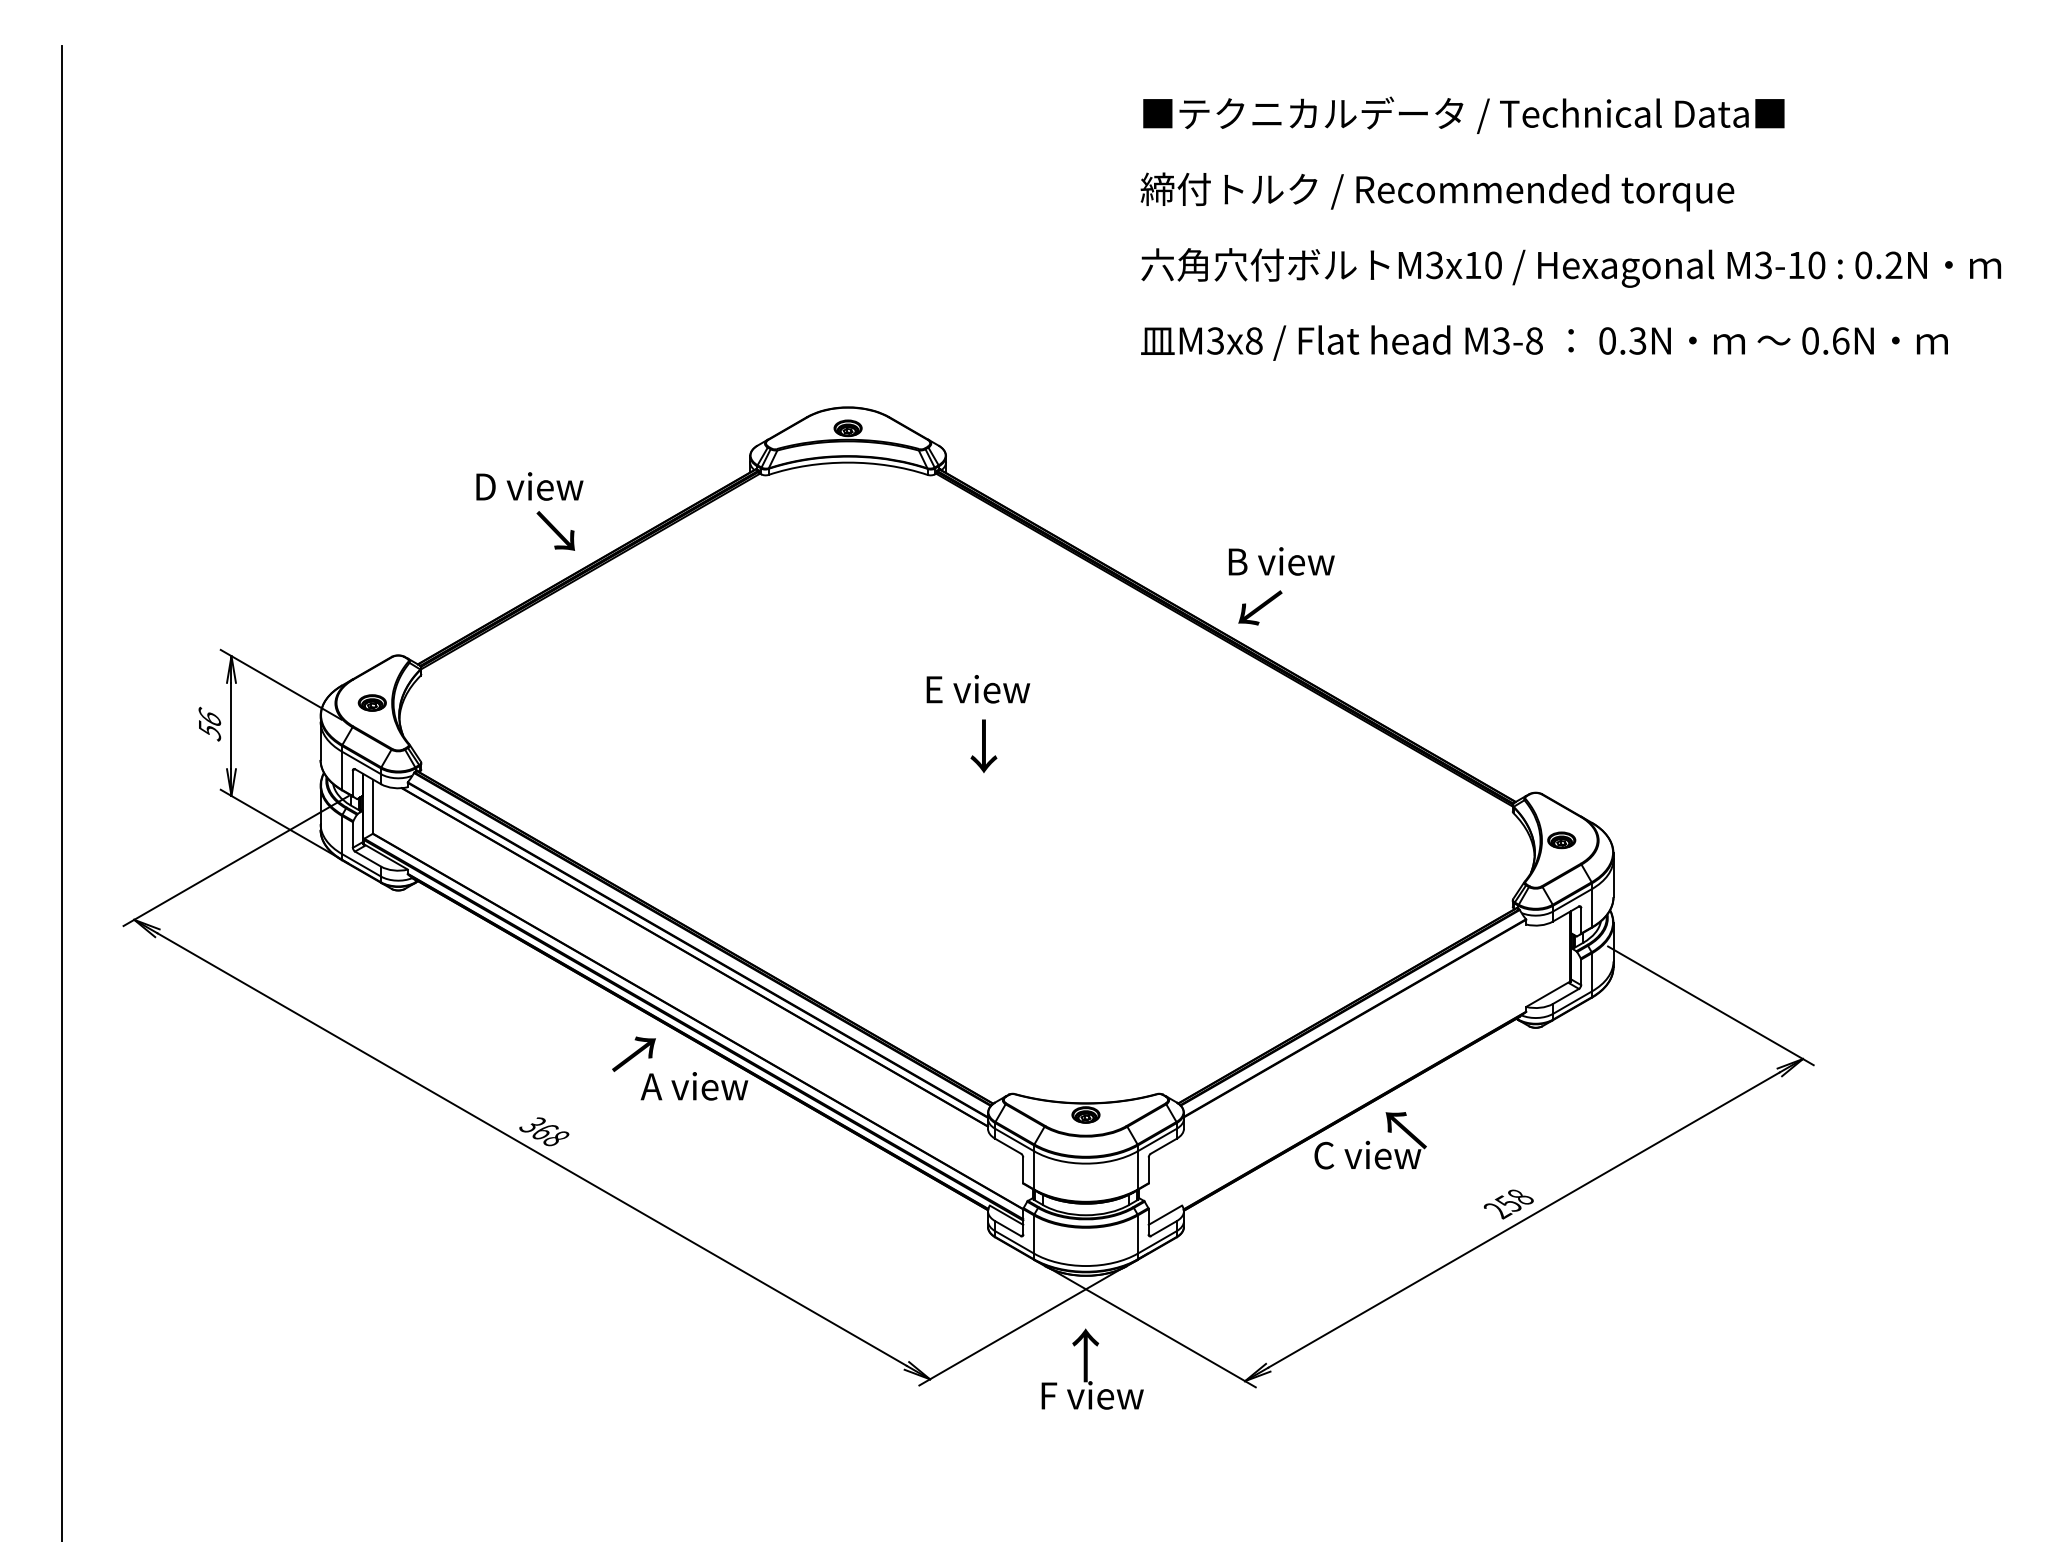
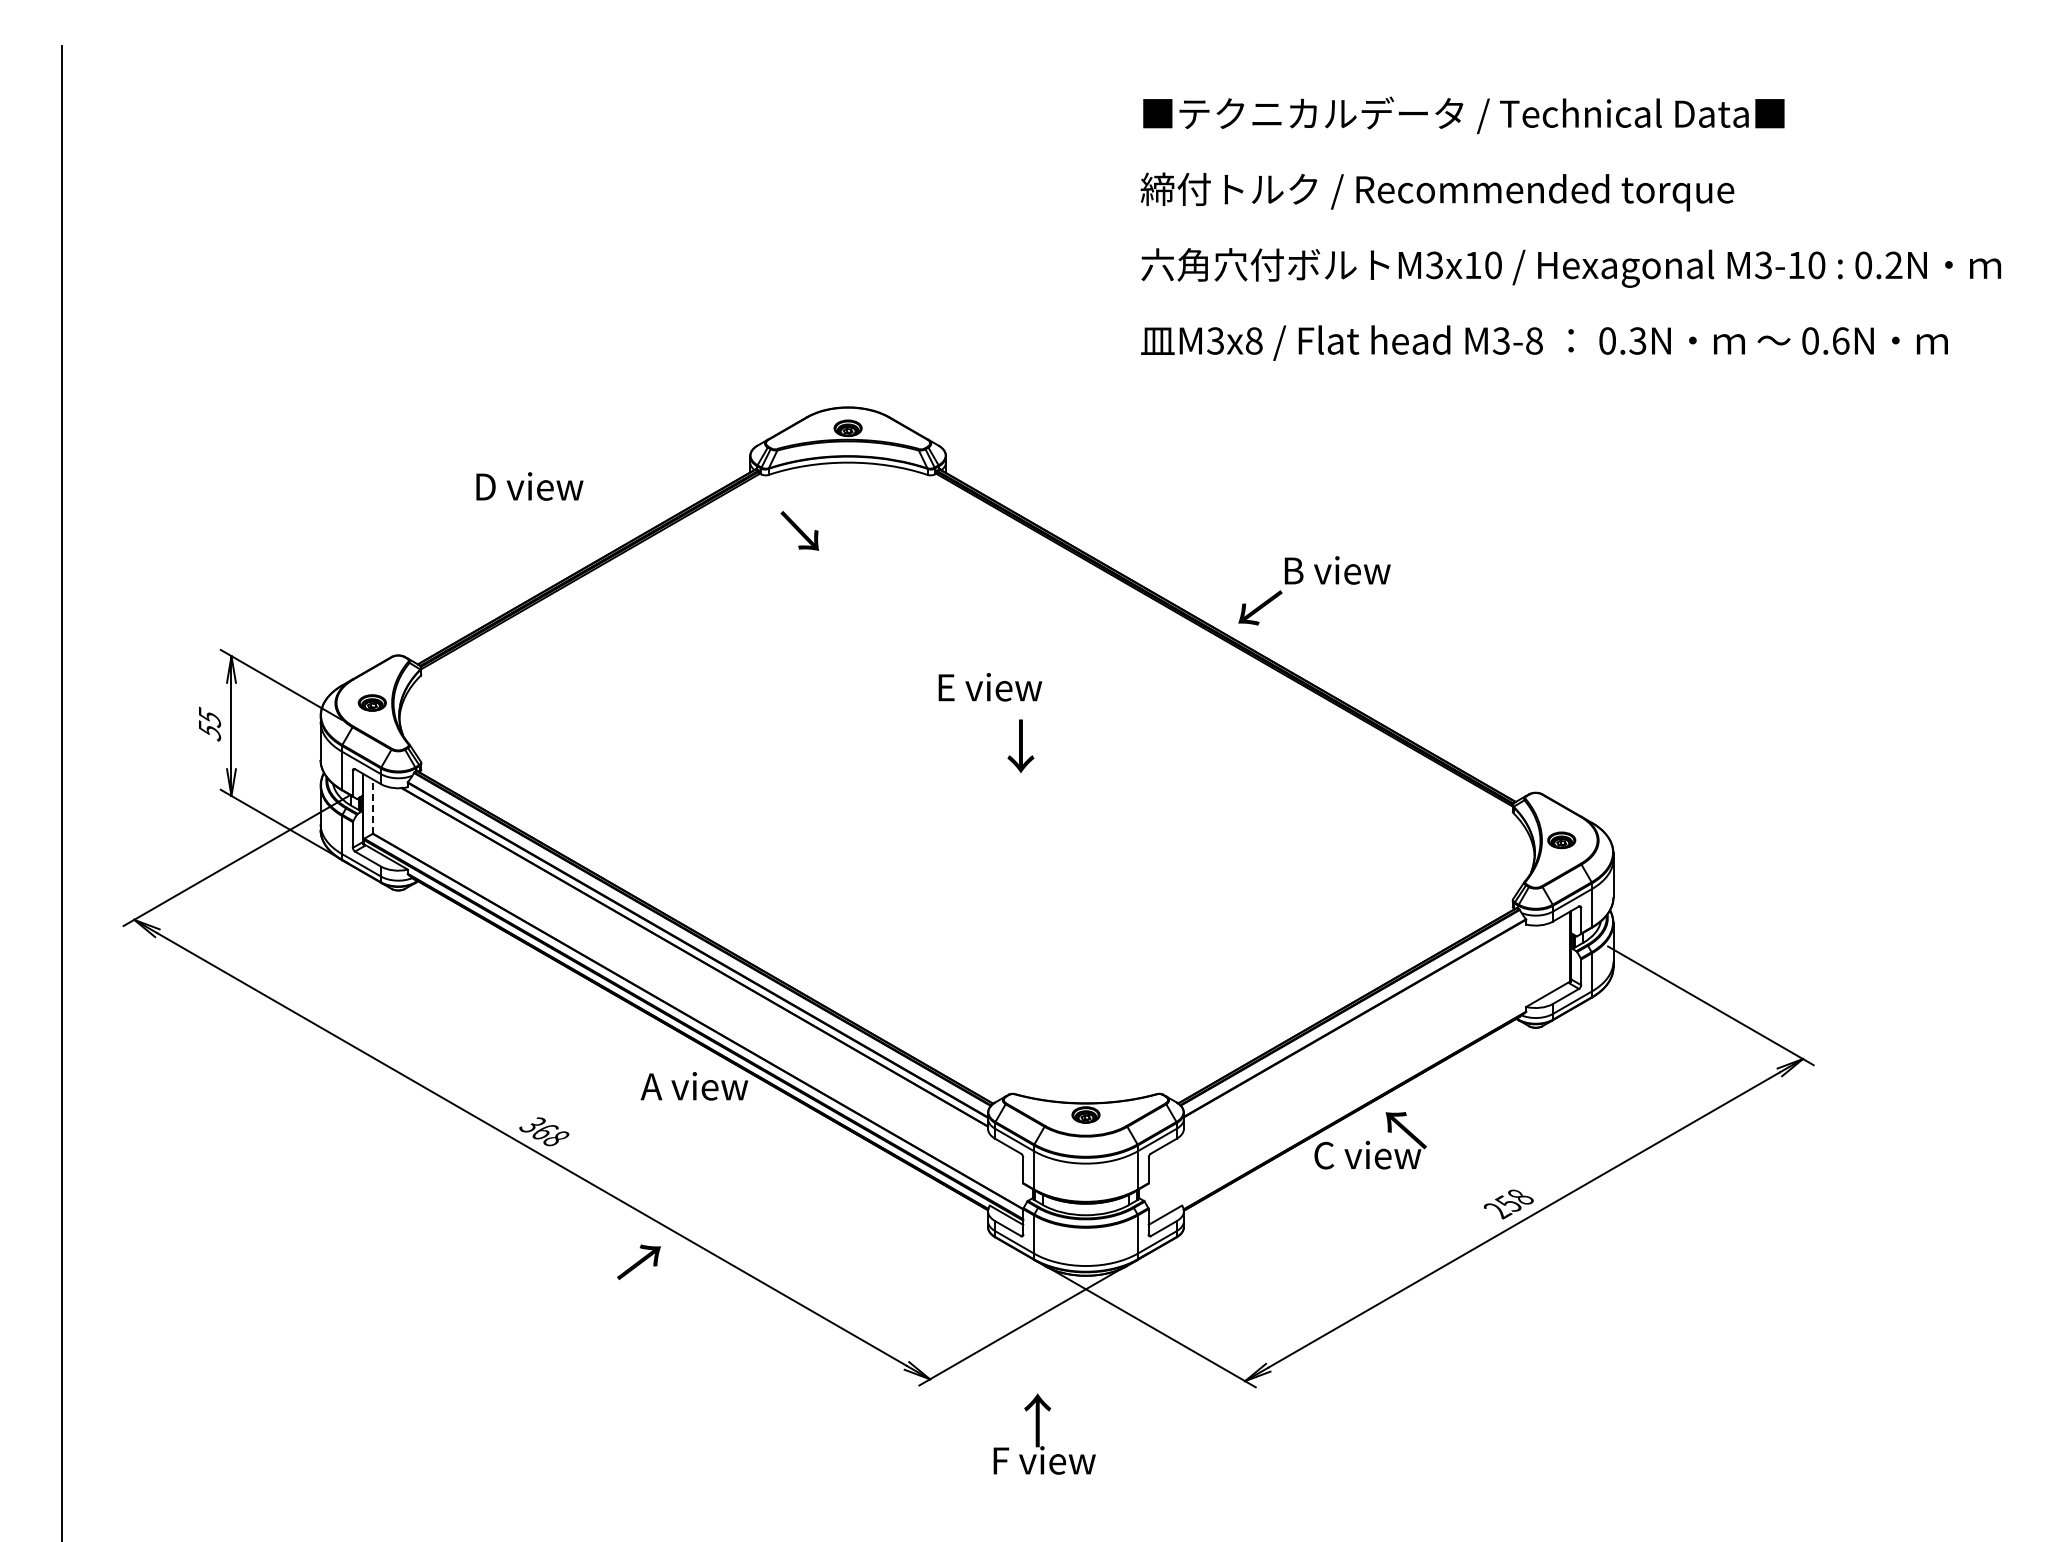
text position: (555, 530) -> (799, 530) (799, 530)
text position: (1281, 561) -> (1337, 570) (1337, 570)
text position: (978, 689) -> (990, 687) (990, 687)
text: 56 -> 55 (209, 717)
text position: (983, 745) -> (1020, 745) (1020, 745)
line: solid -> dashed (373, 806)
text position: (633, 1053) -> (638, 1261) (638, 1261)
text position: (1092, 1368) -> (1044, 1433) (1044, 1433)
